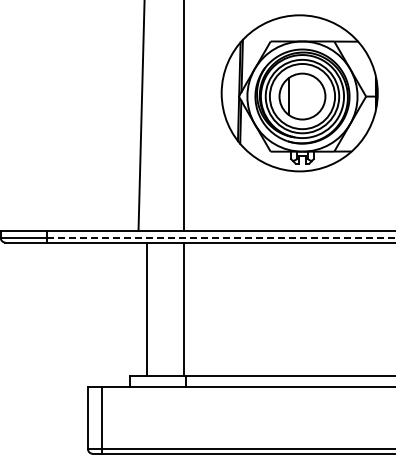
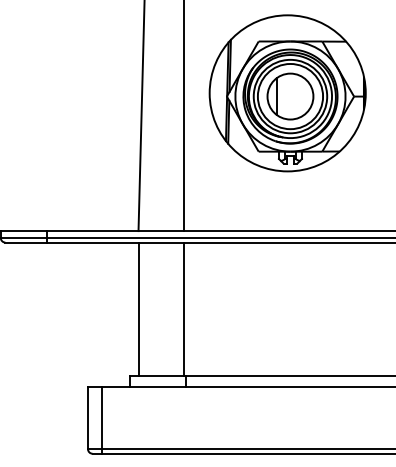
part position: (299, 93) -> (287, 93) (287, 93)
line: dashed -> solid (221, 237)
line position: (146, 308) -> (138, 308) (138, 308)
